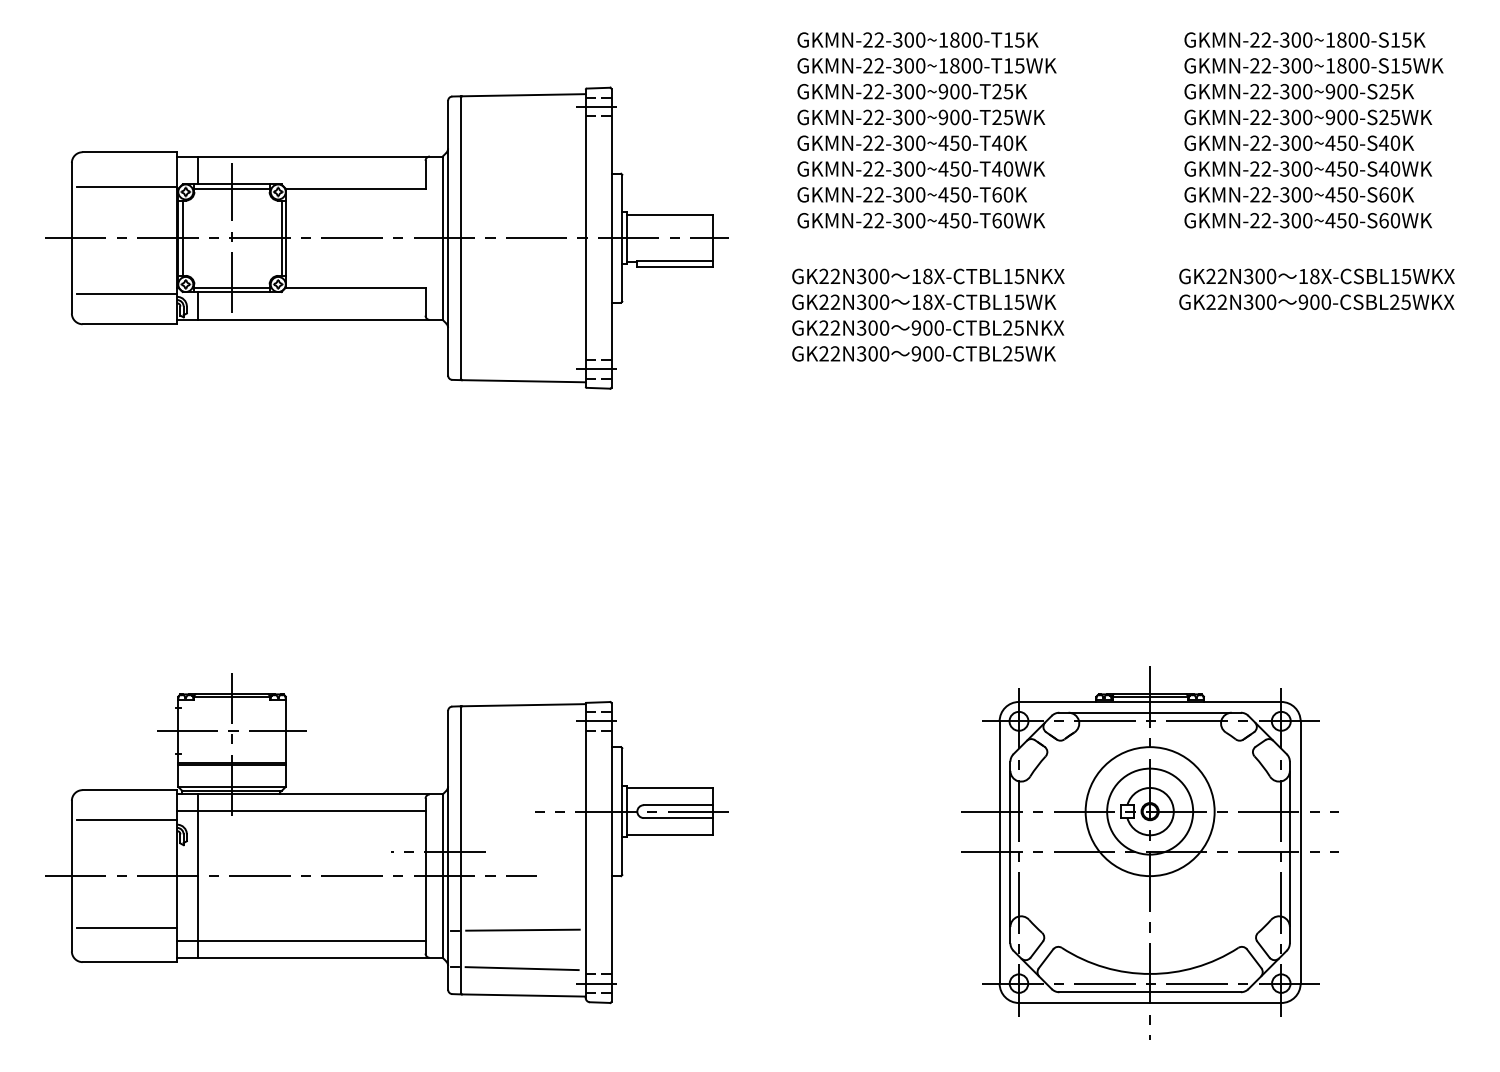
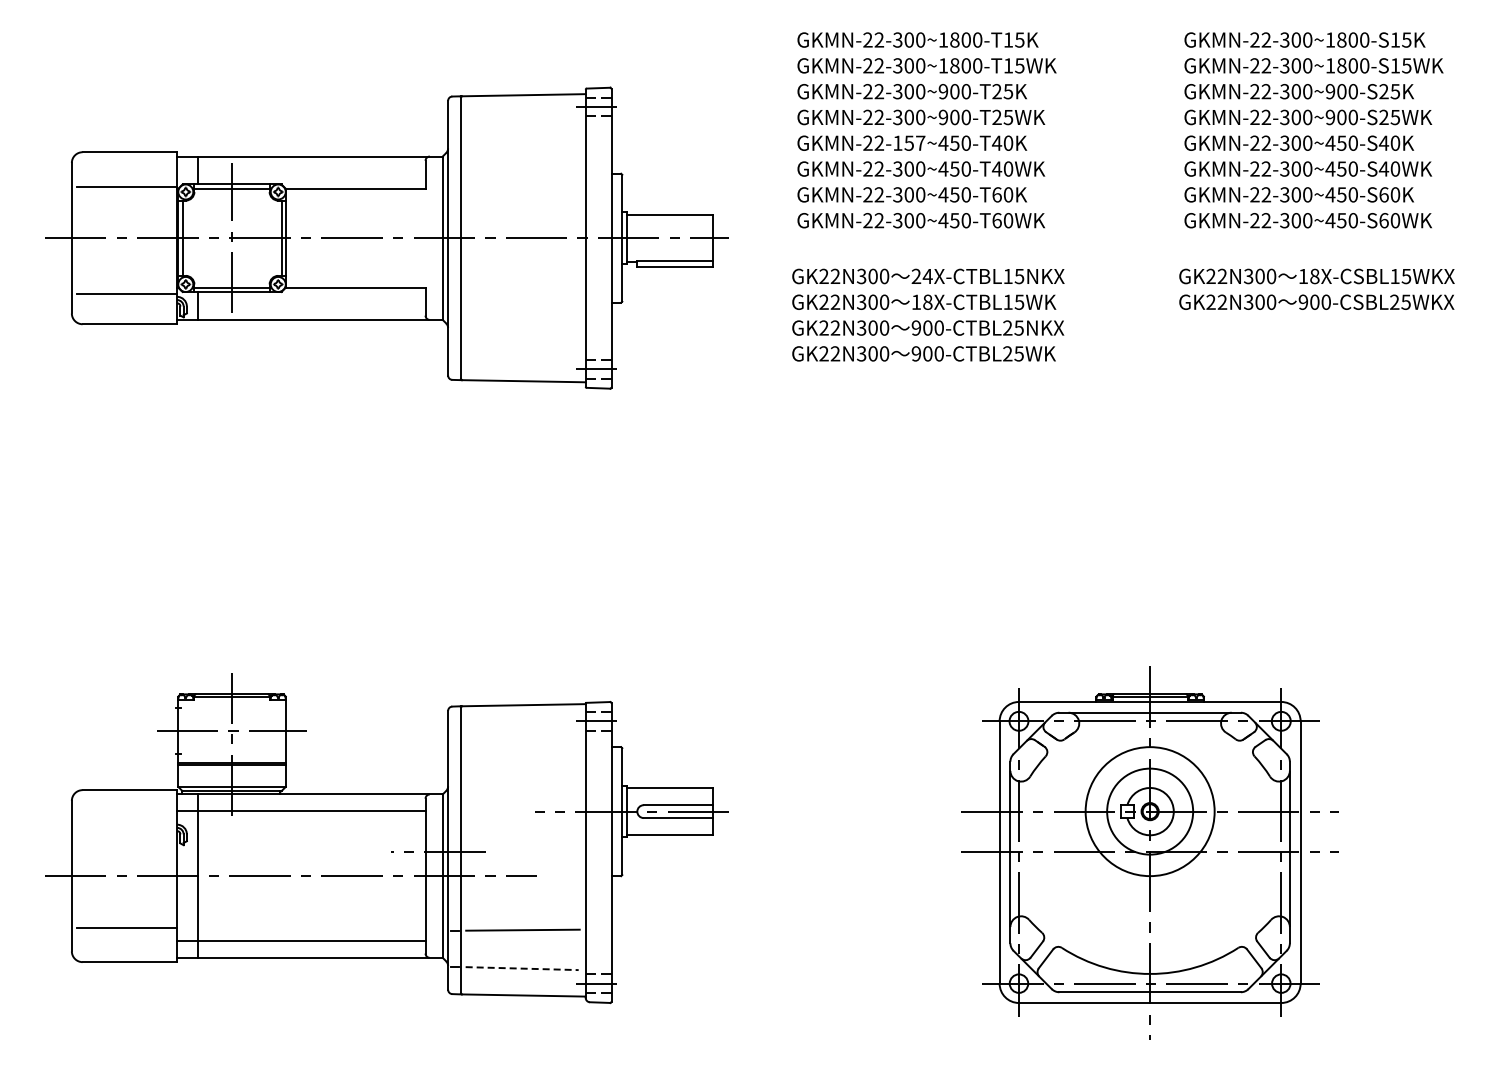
text: GKMN-22-300~450-T40K -> GKMN-22-157~450-T40K (909, 142)
text: 18X-CTBL15NKX -> 24X-CTBL15NKX (921, 276)
line: present -> none (126, 820)
line: solid -> dashed (522, 968)
